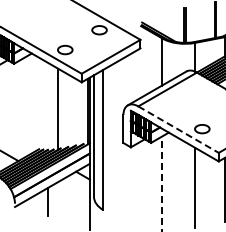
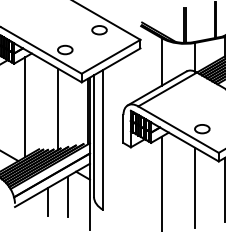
line: none -> present (25, 107)
line: dashed -> solid (178, 129)
line: dashed -> solid (162, 183)
line: none -> present (67, 196)
